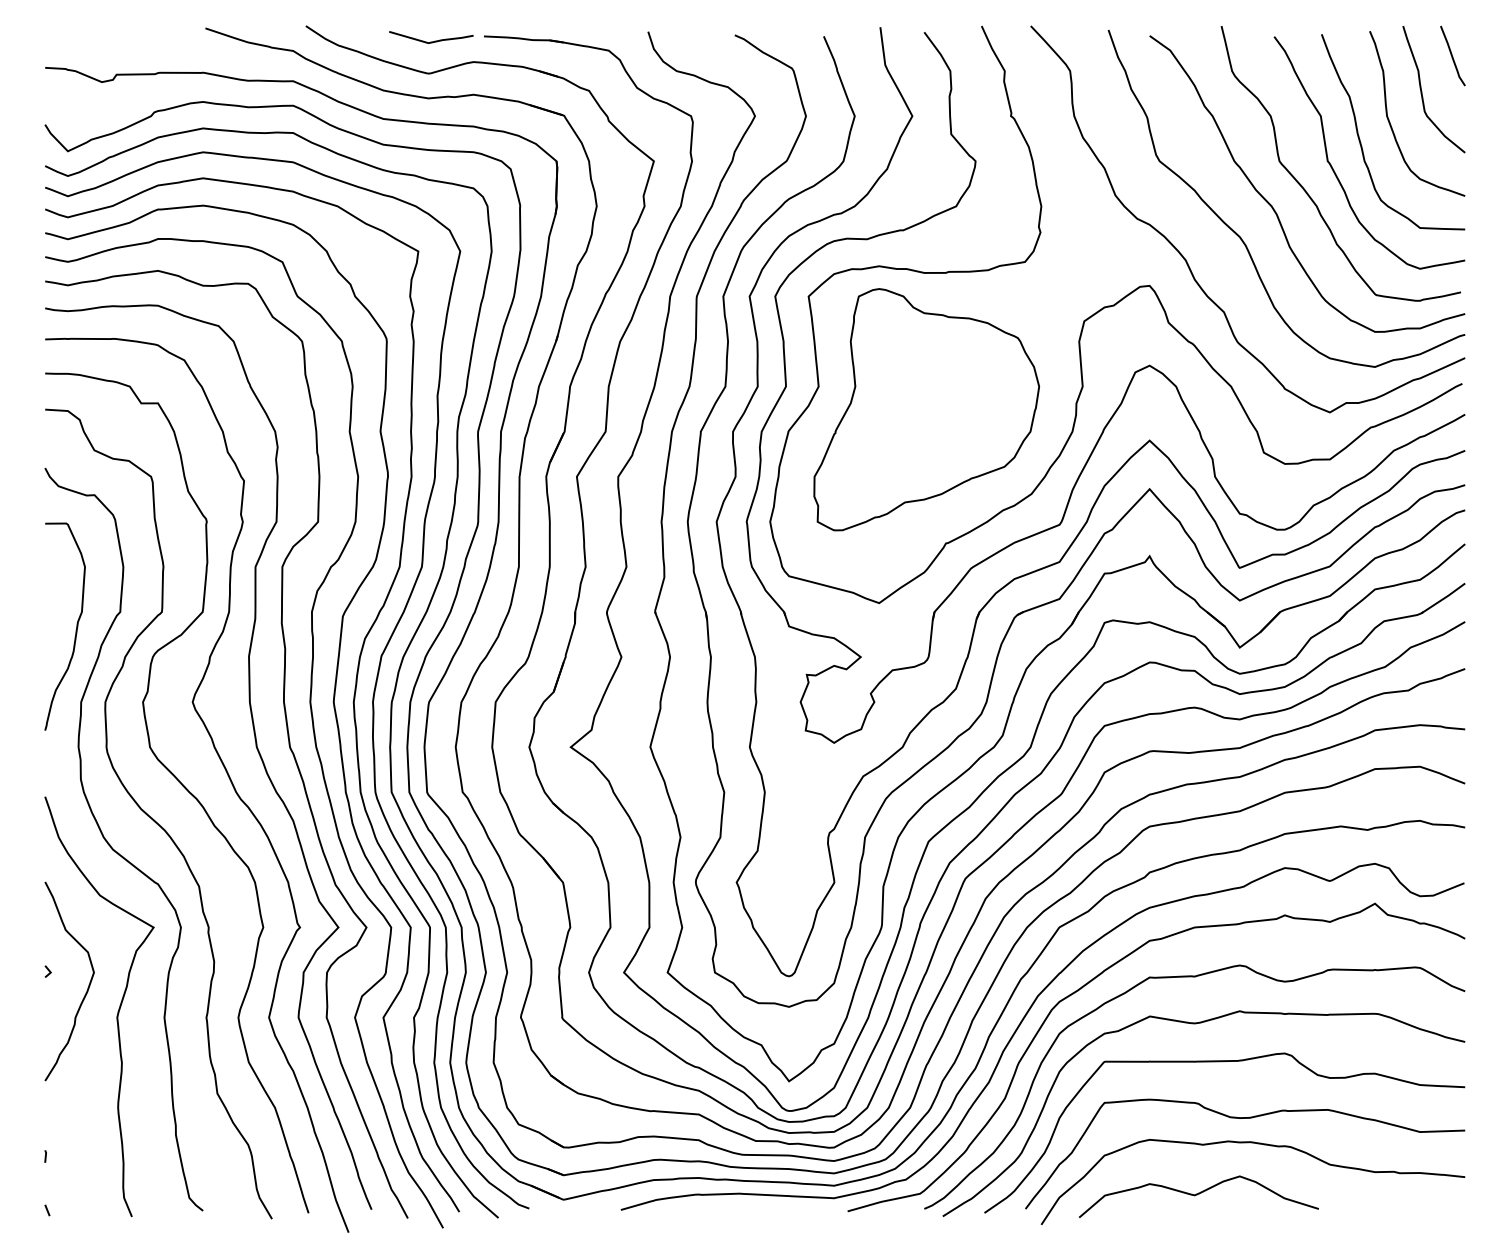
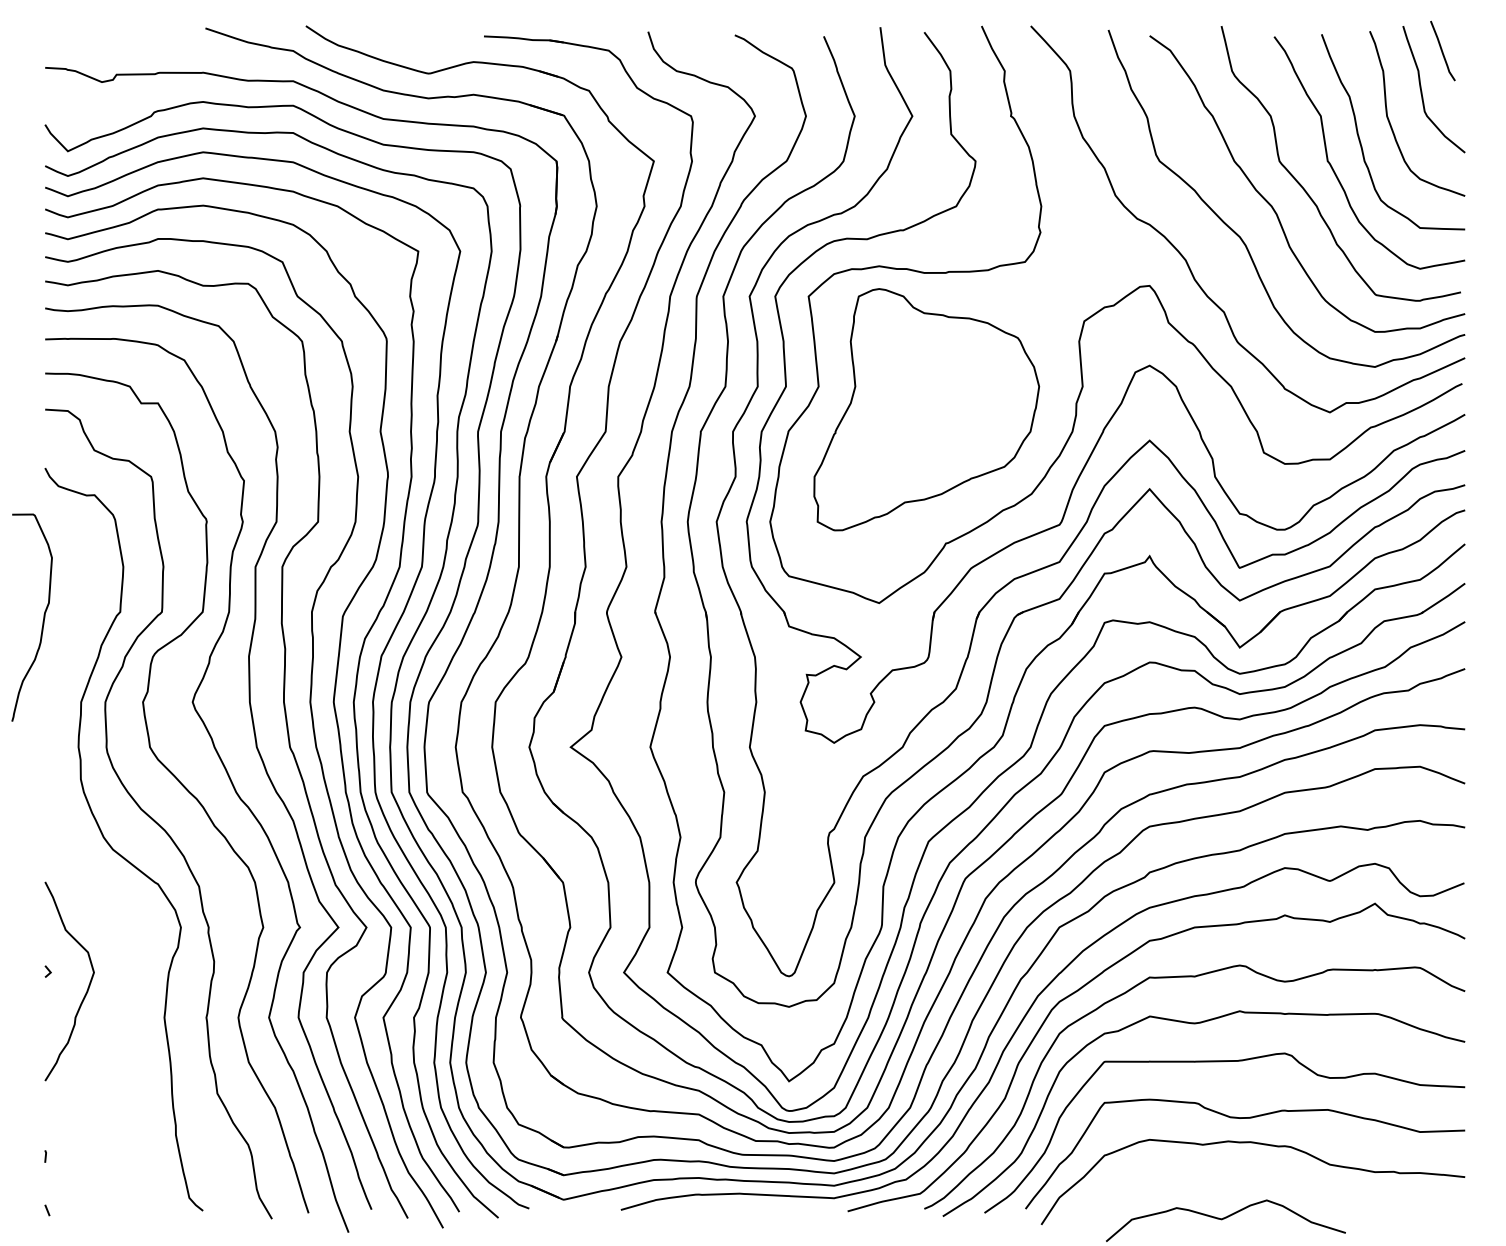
curve: present -> none (431, 41)
curve position: (1452, 55) -> (1442, 50) (1442, 50)
curve position: (75, 630) -> (42, 621) (42, 621)
curve: present -> none (117, 1011)
curve position: (1197, 1195) -> (1224, 1219) (1224, 1219)
